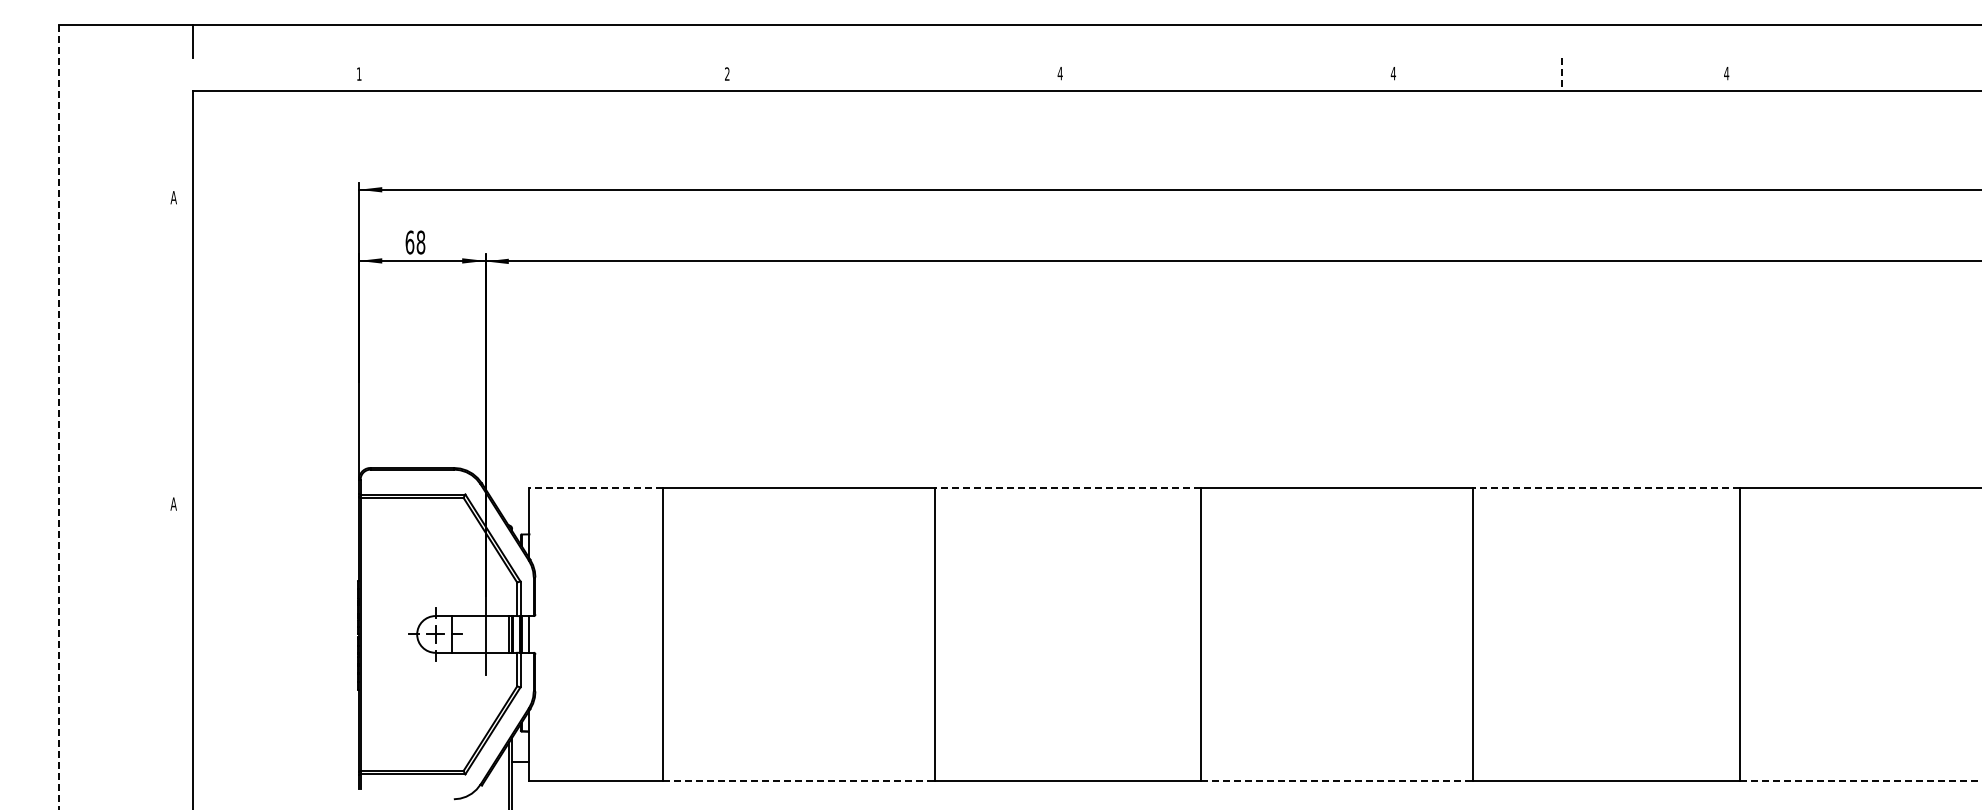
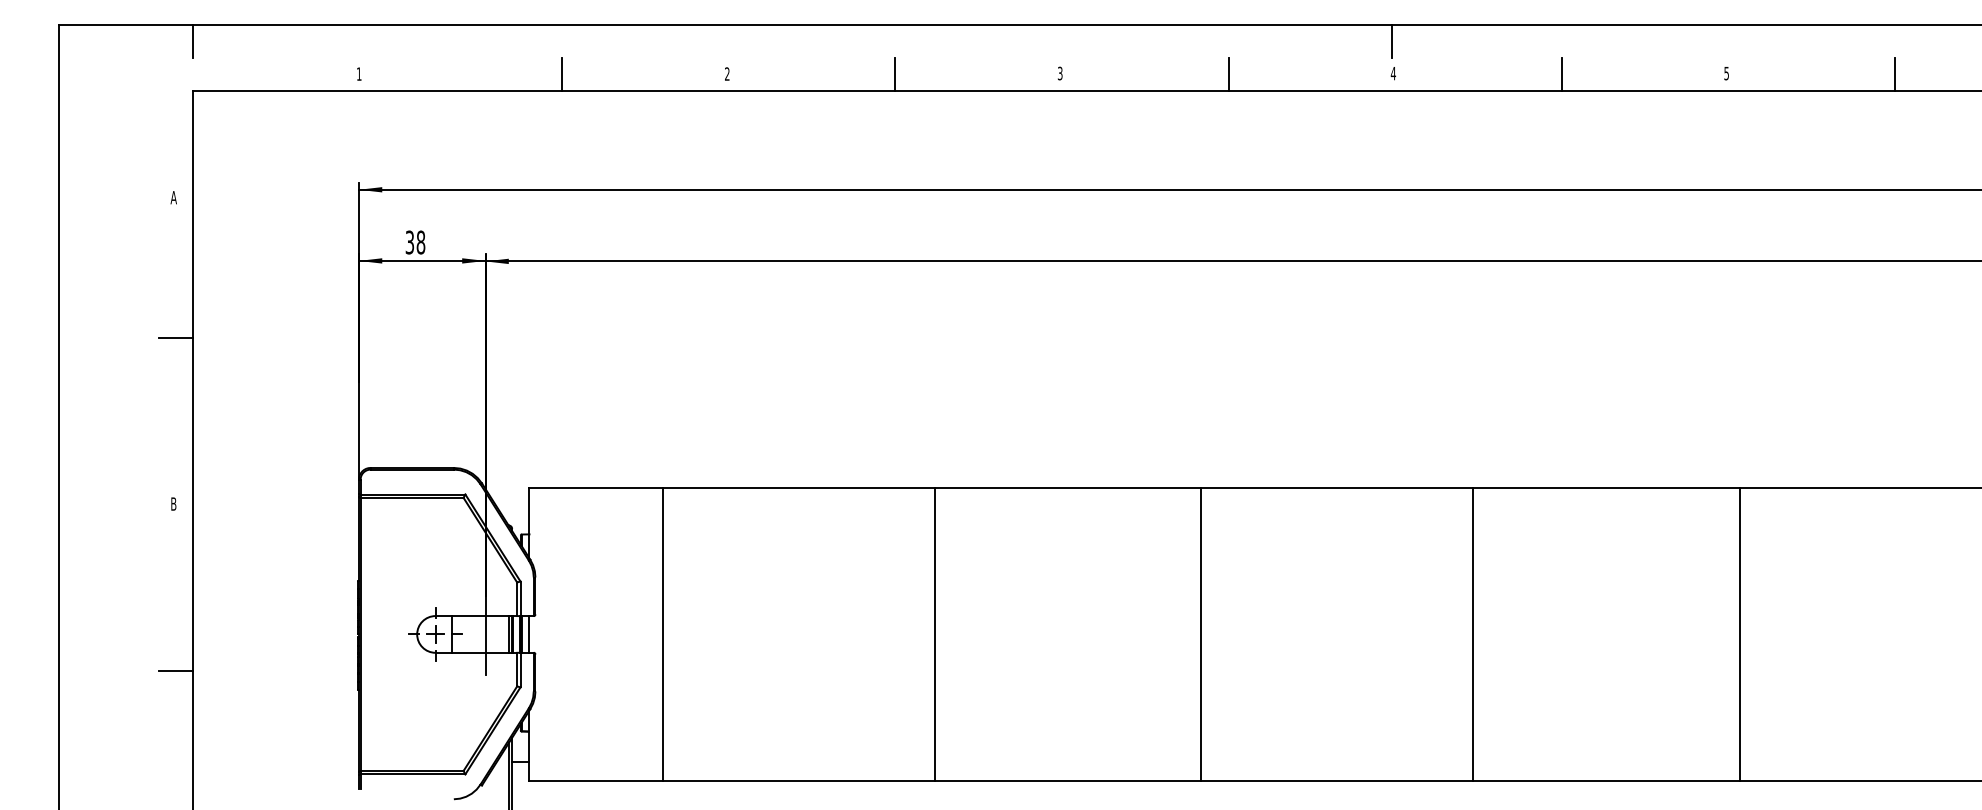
line: none -> present (1391, 40)
text: 4 -> 3 (1059, 73)
text: 4 -> 5 (1726, 73)
line: none -> present (562, 74)
line: none -> present (895, 74)
line: none -> present (1228, 74)
line: dashed -> solid (1561, 74)
line: none -> present (1894, 74)
text: 68 -> 38 (409, 242)
line: none -> present (175, 337)
line: dashed -> solid (59, 416)
line: dashed -> solid (596, 487)
line: dashed -> solid (1067, 487)
line: dashed -> solid (1605, 487)
text: A -> B (173, 503)
line: none -> present (175, 670)
line: dashed -> solid (798, 780)
line: dashed -> solid (1337, 780)
line: dashed -> solid (1860, 780)
